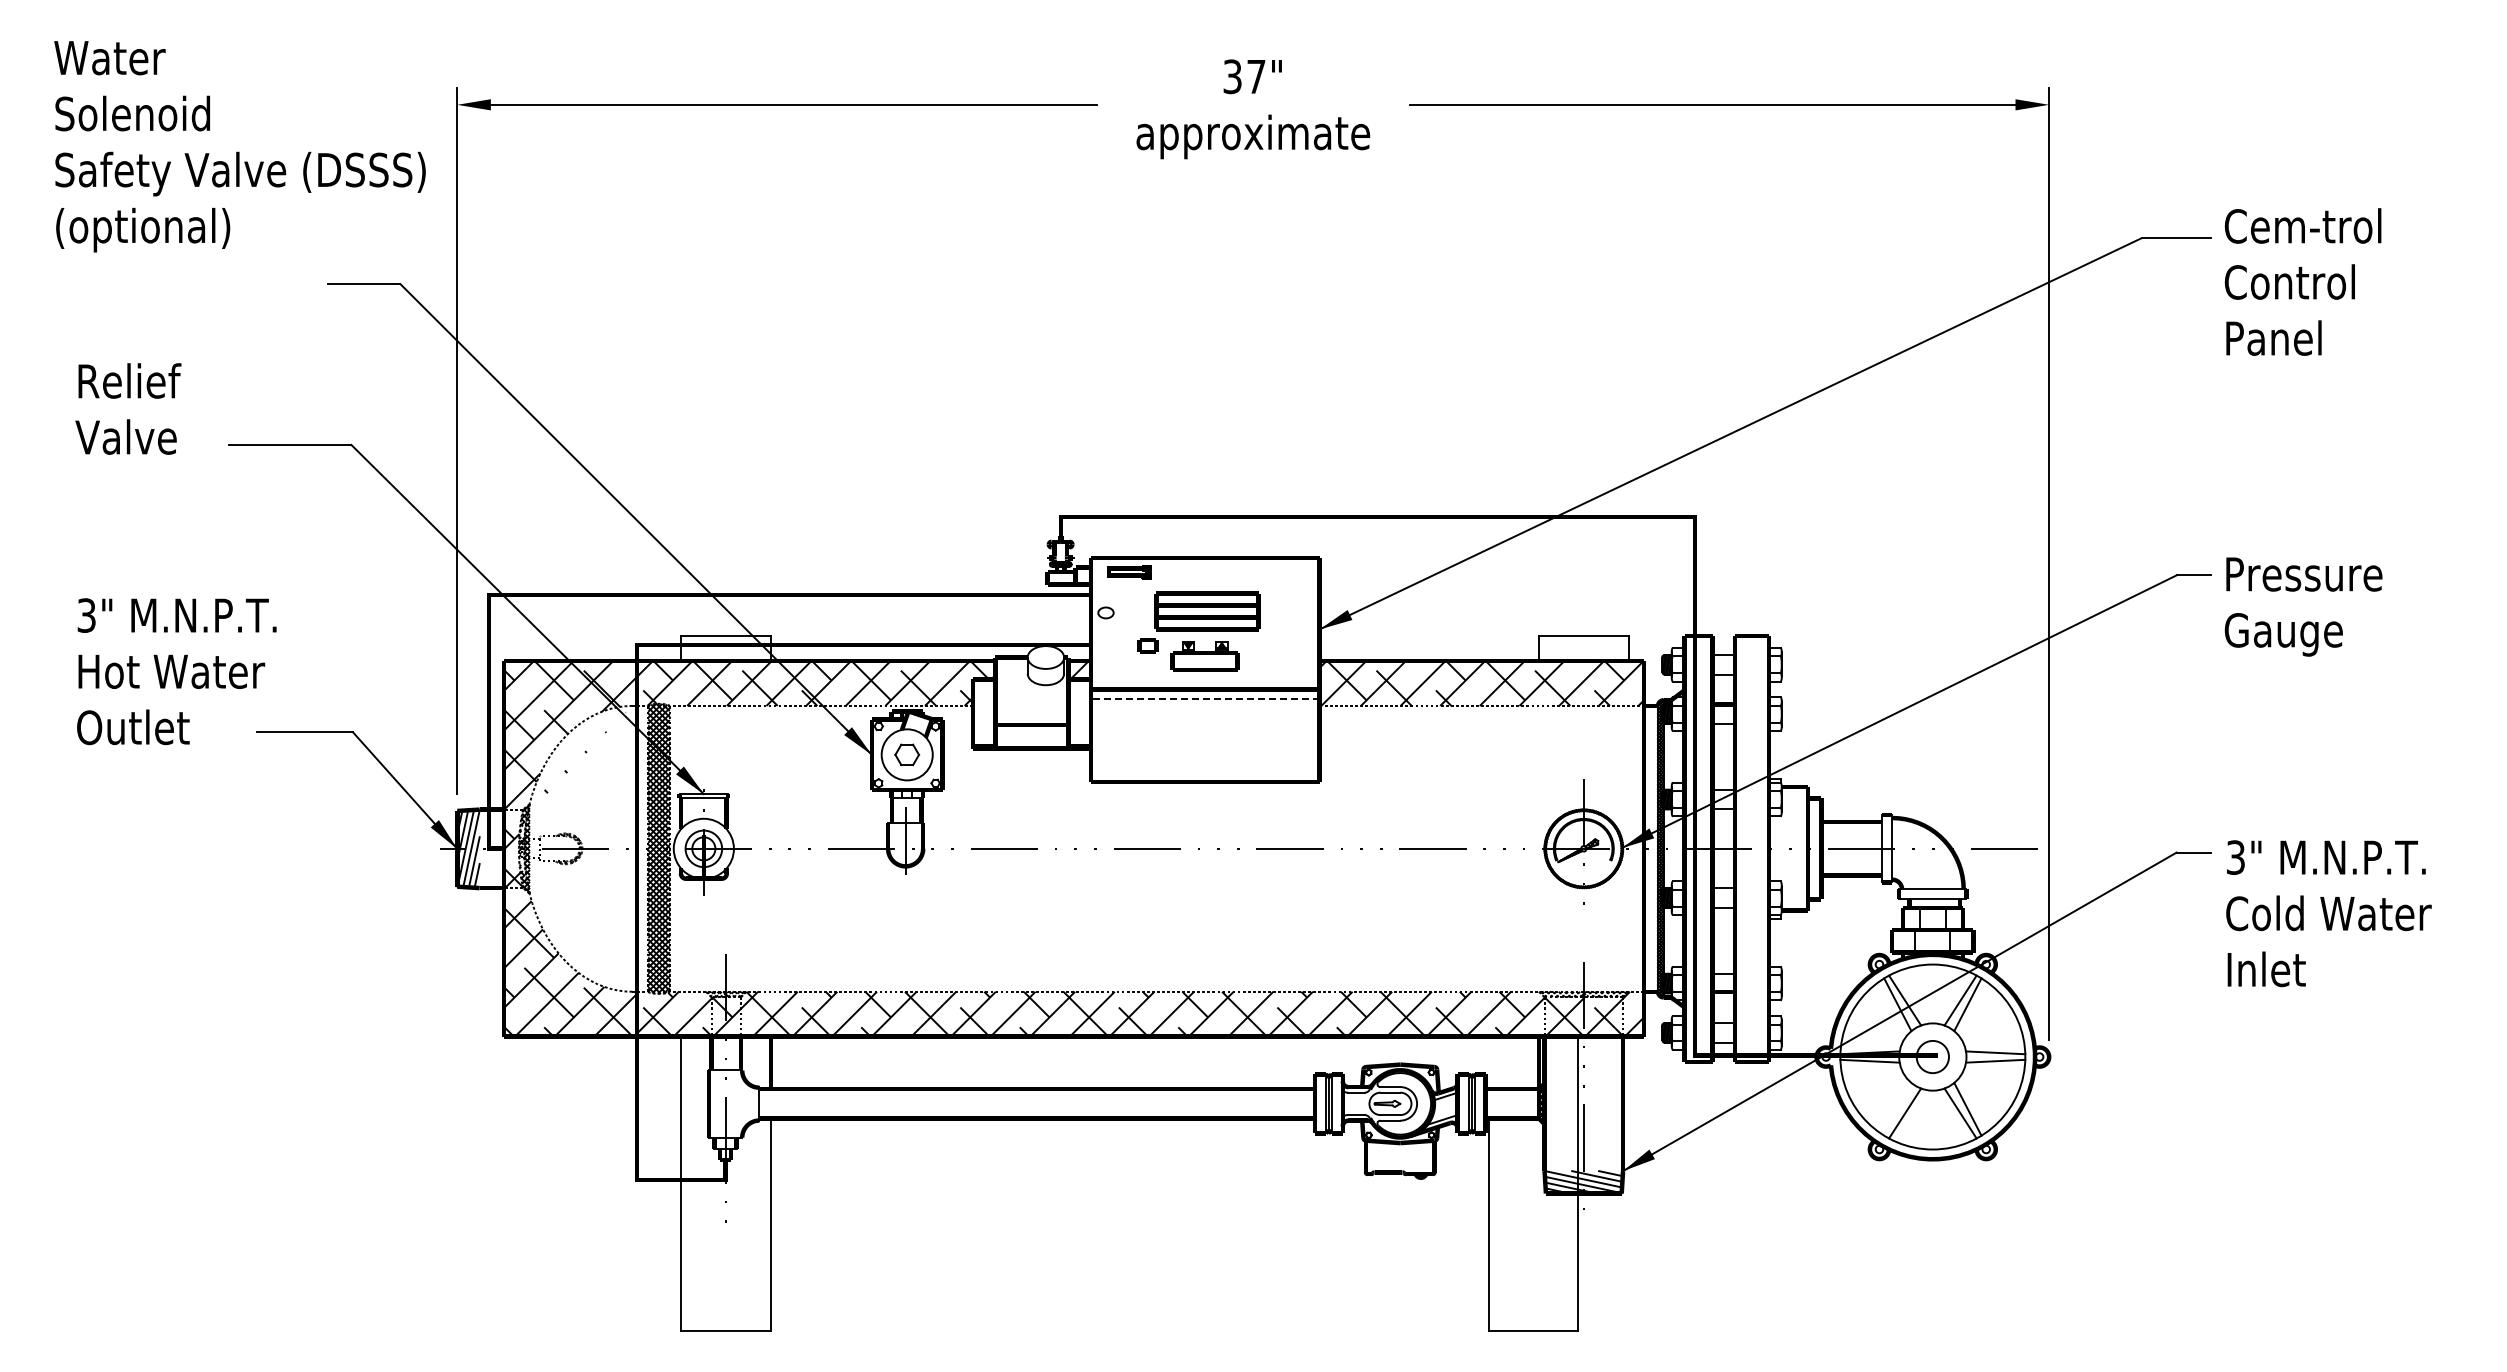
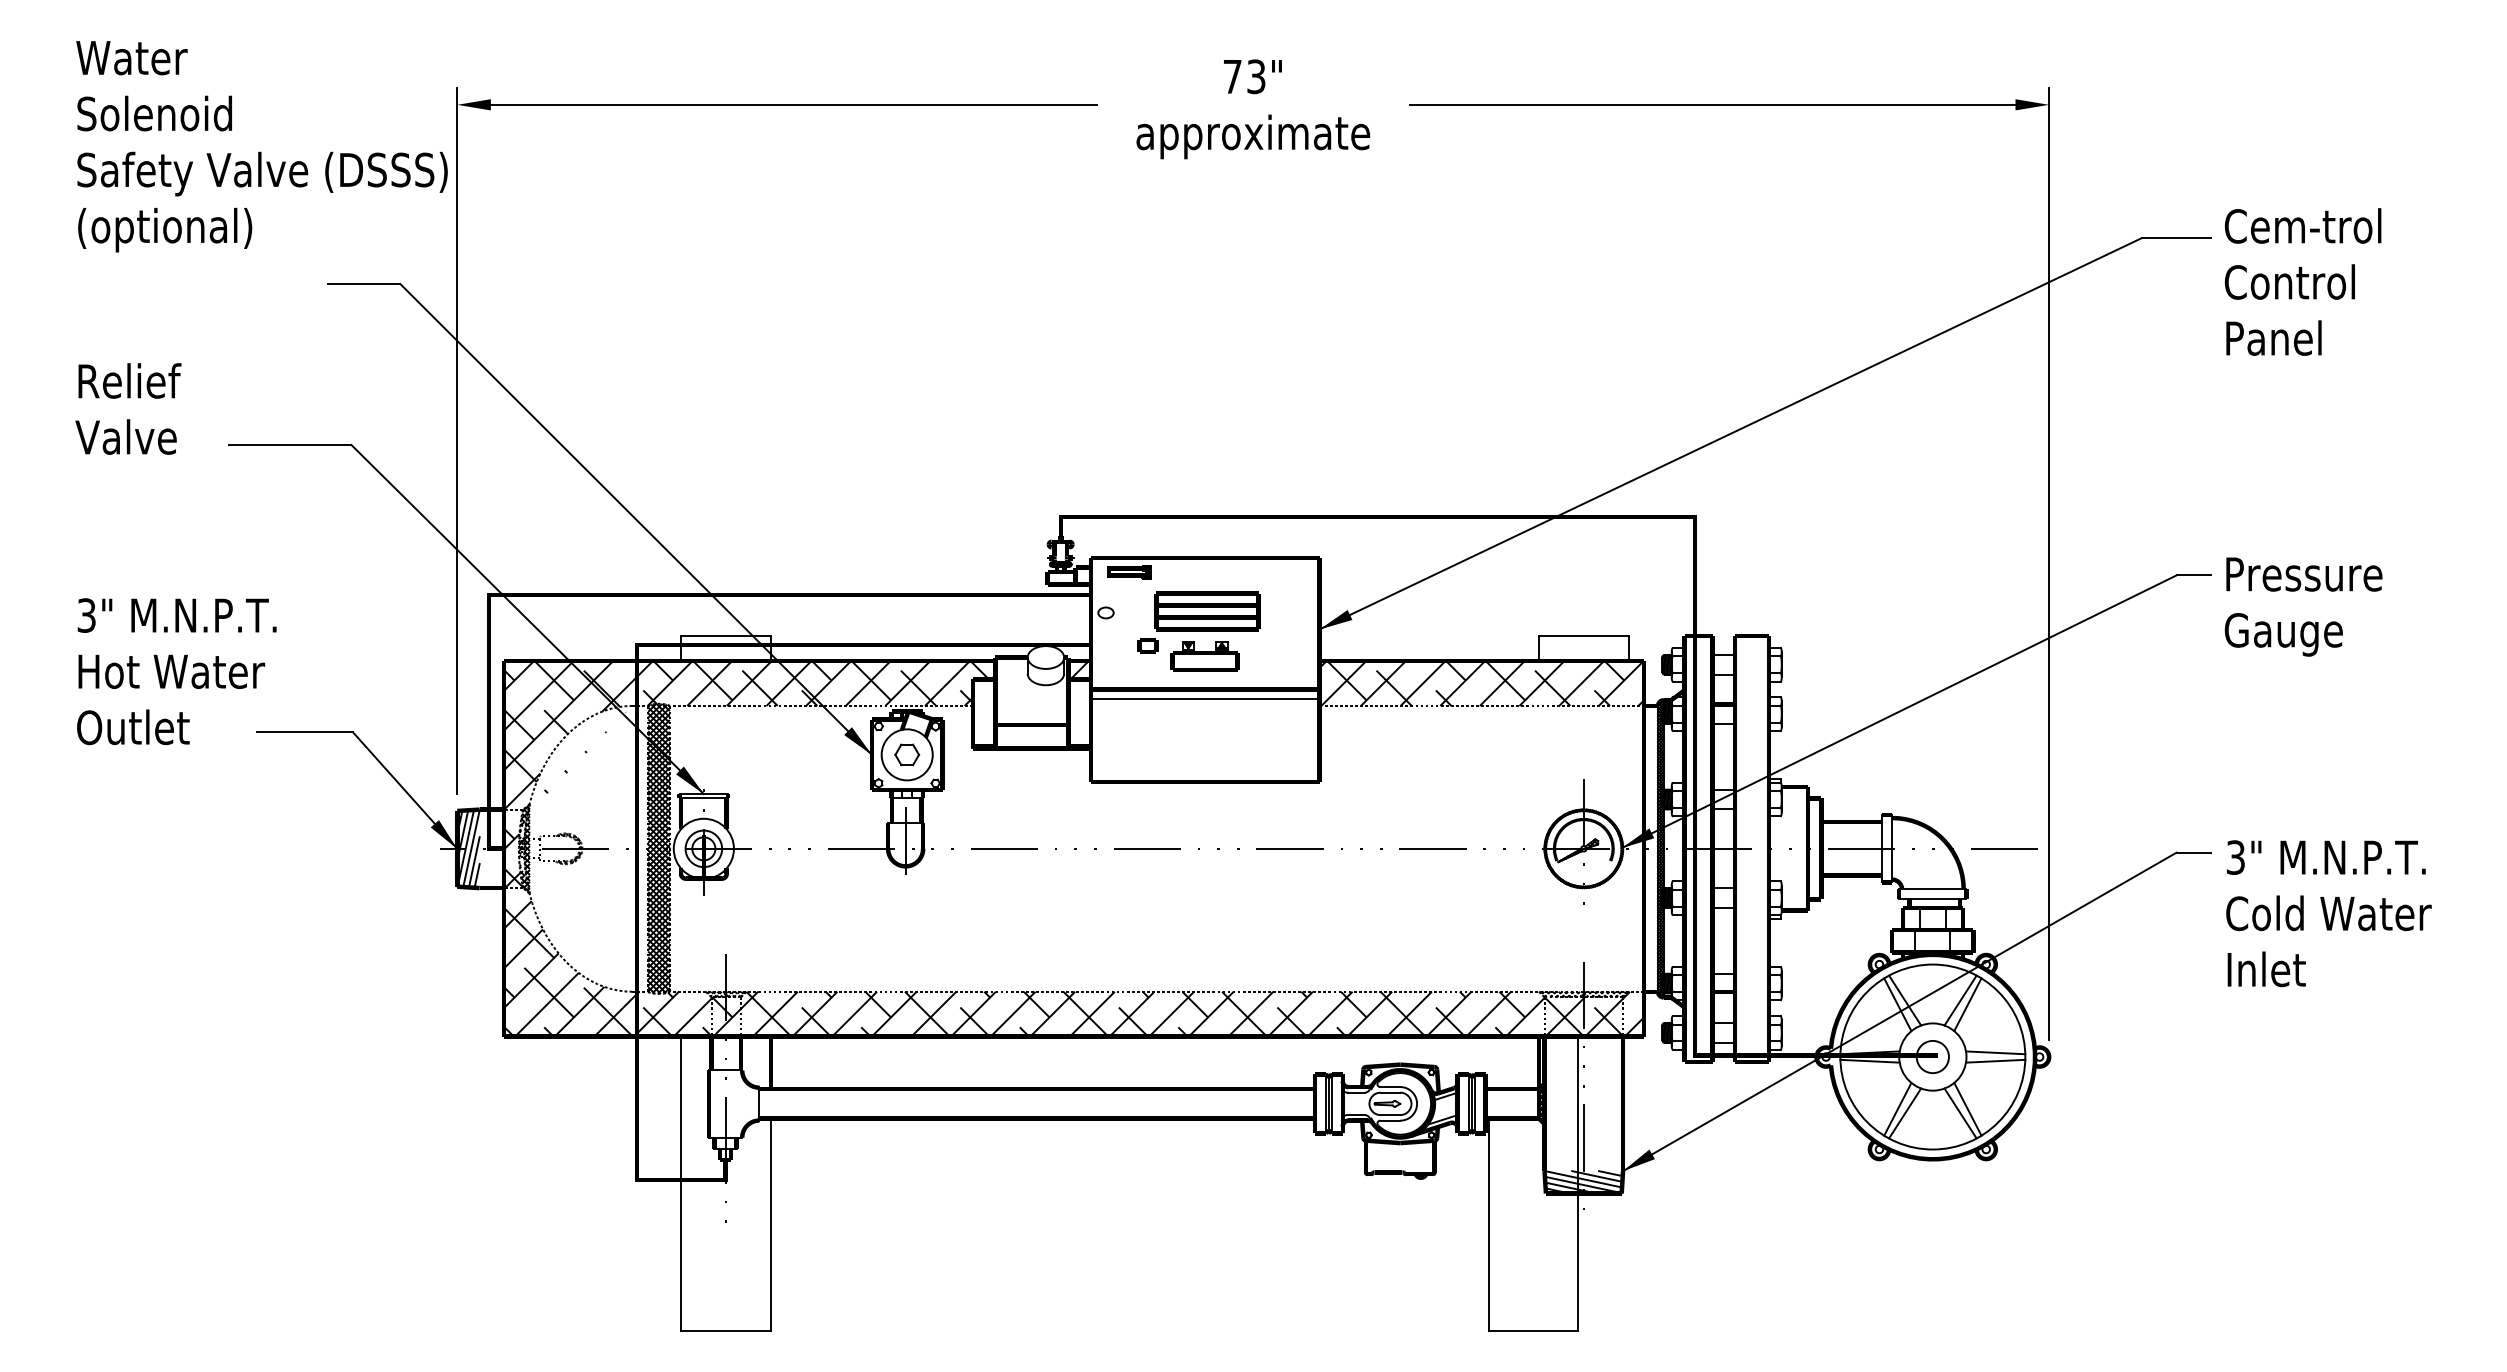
text: 37" -> 73" (1244, 76)
text position: (239, 146) -> (261, 146) (261, 146)
line: dashed -> solid (1204, 699)
line: none -> present (1897, 1108)
